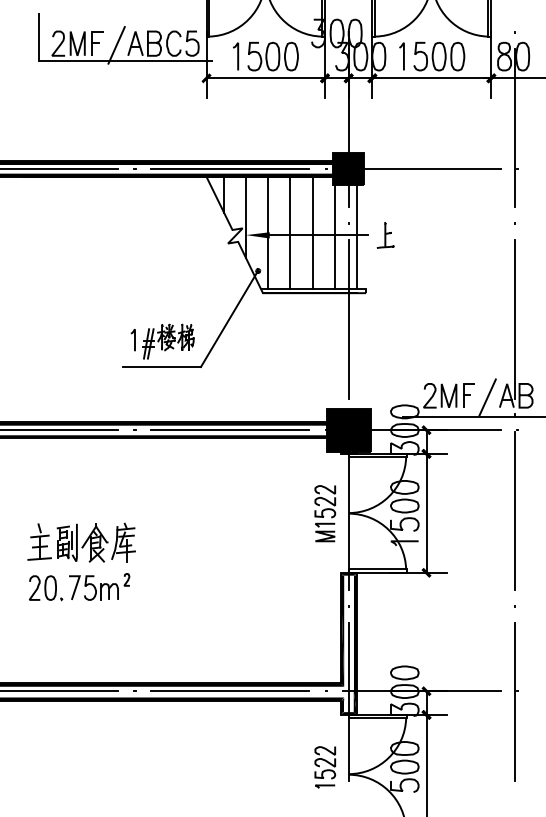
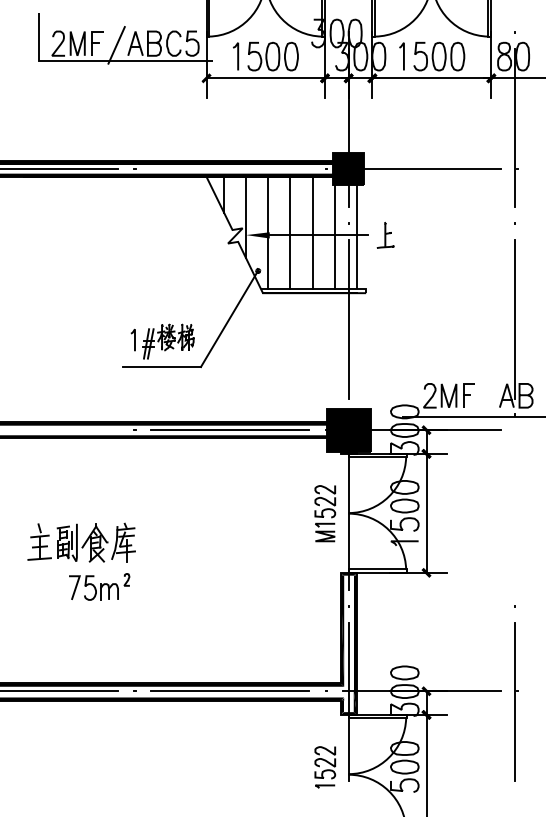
line: present -> none (230, 169)
line: present -> none (487, 397)
line: present -> none (60, 430)
part: present -> none (516, 509)
part: present -> none (46, 588)
